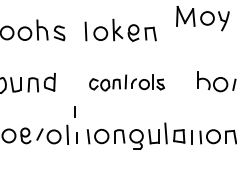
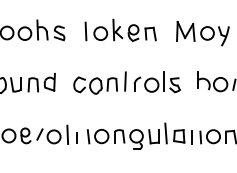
part position: (202, 18) -> (202, 33) (202, 33)
part size: 76x18 px -> 108x24 px (126, 82)
line: present -> none (74, 111)
